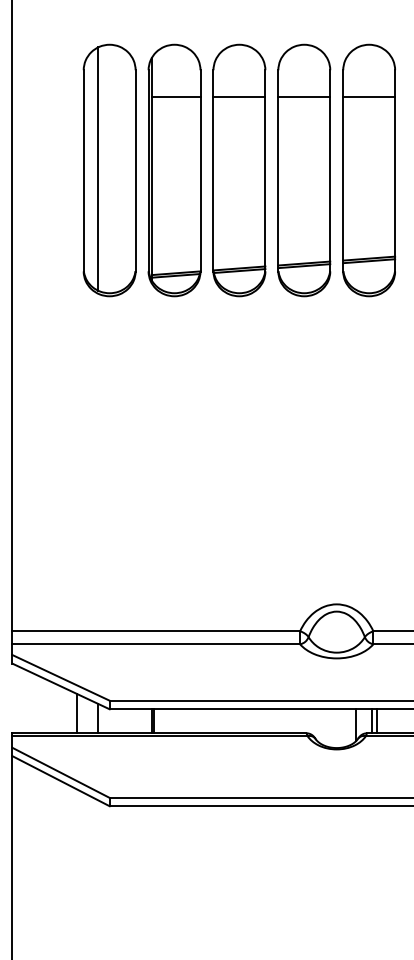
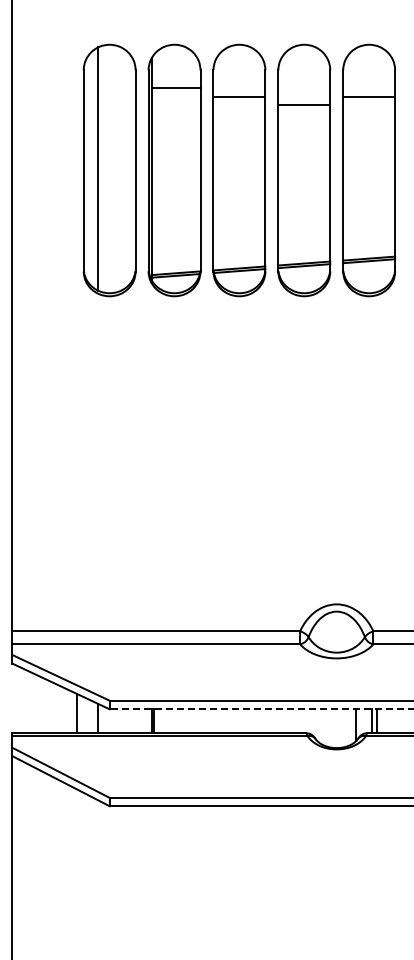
line position: (175, 96) -> (175, 87) (175, 87)
line position: (304, 96) -> (304, 104) (304, 104)
line: solid -> dashed (261, 709)
